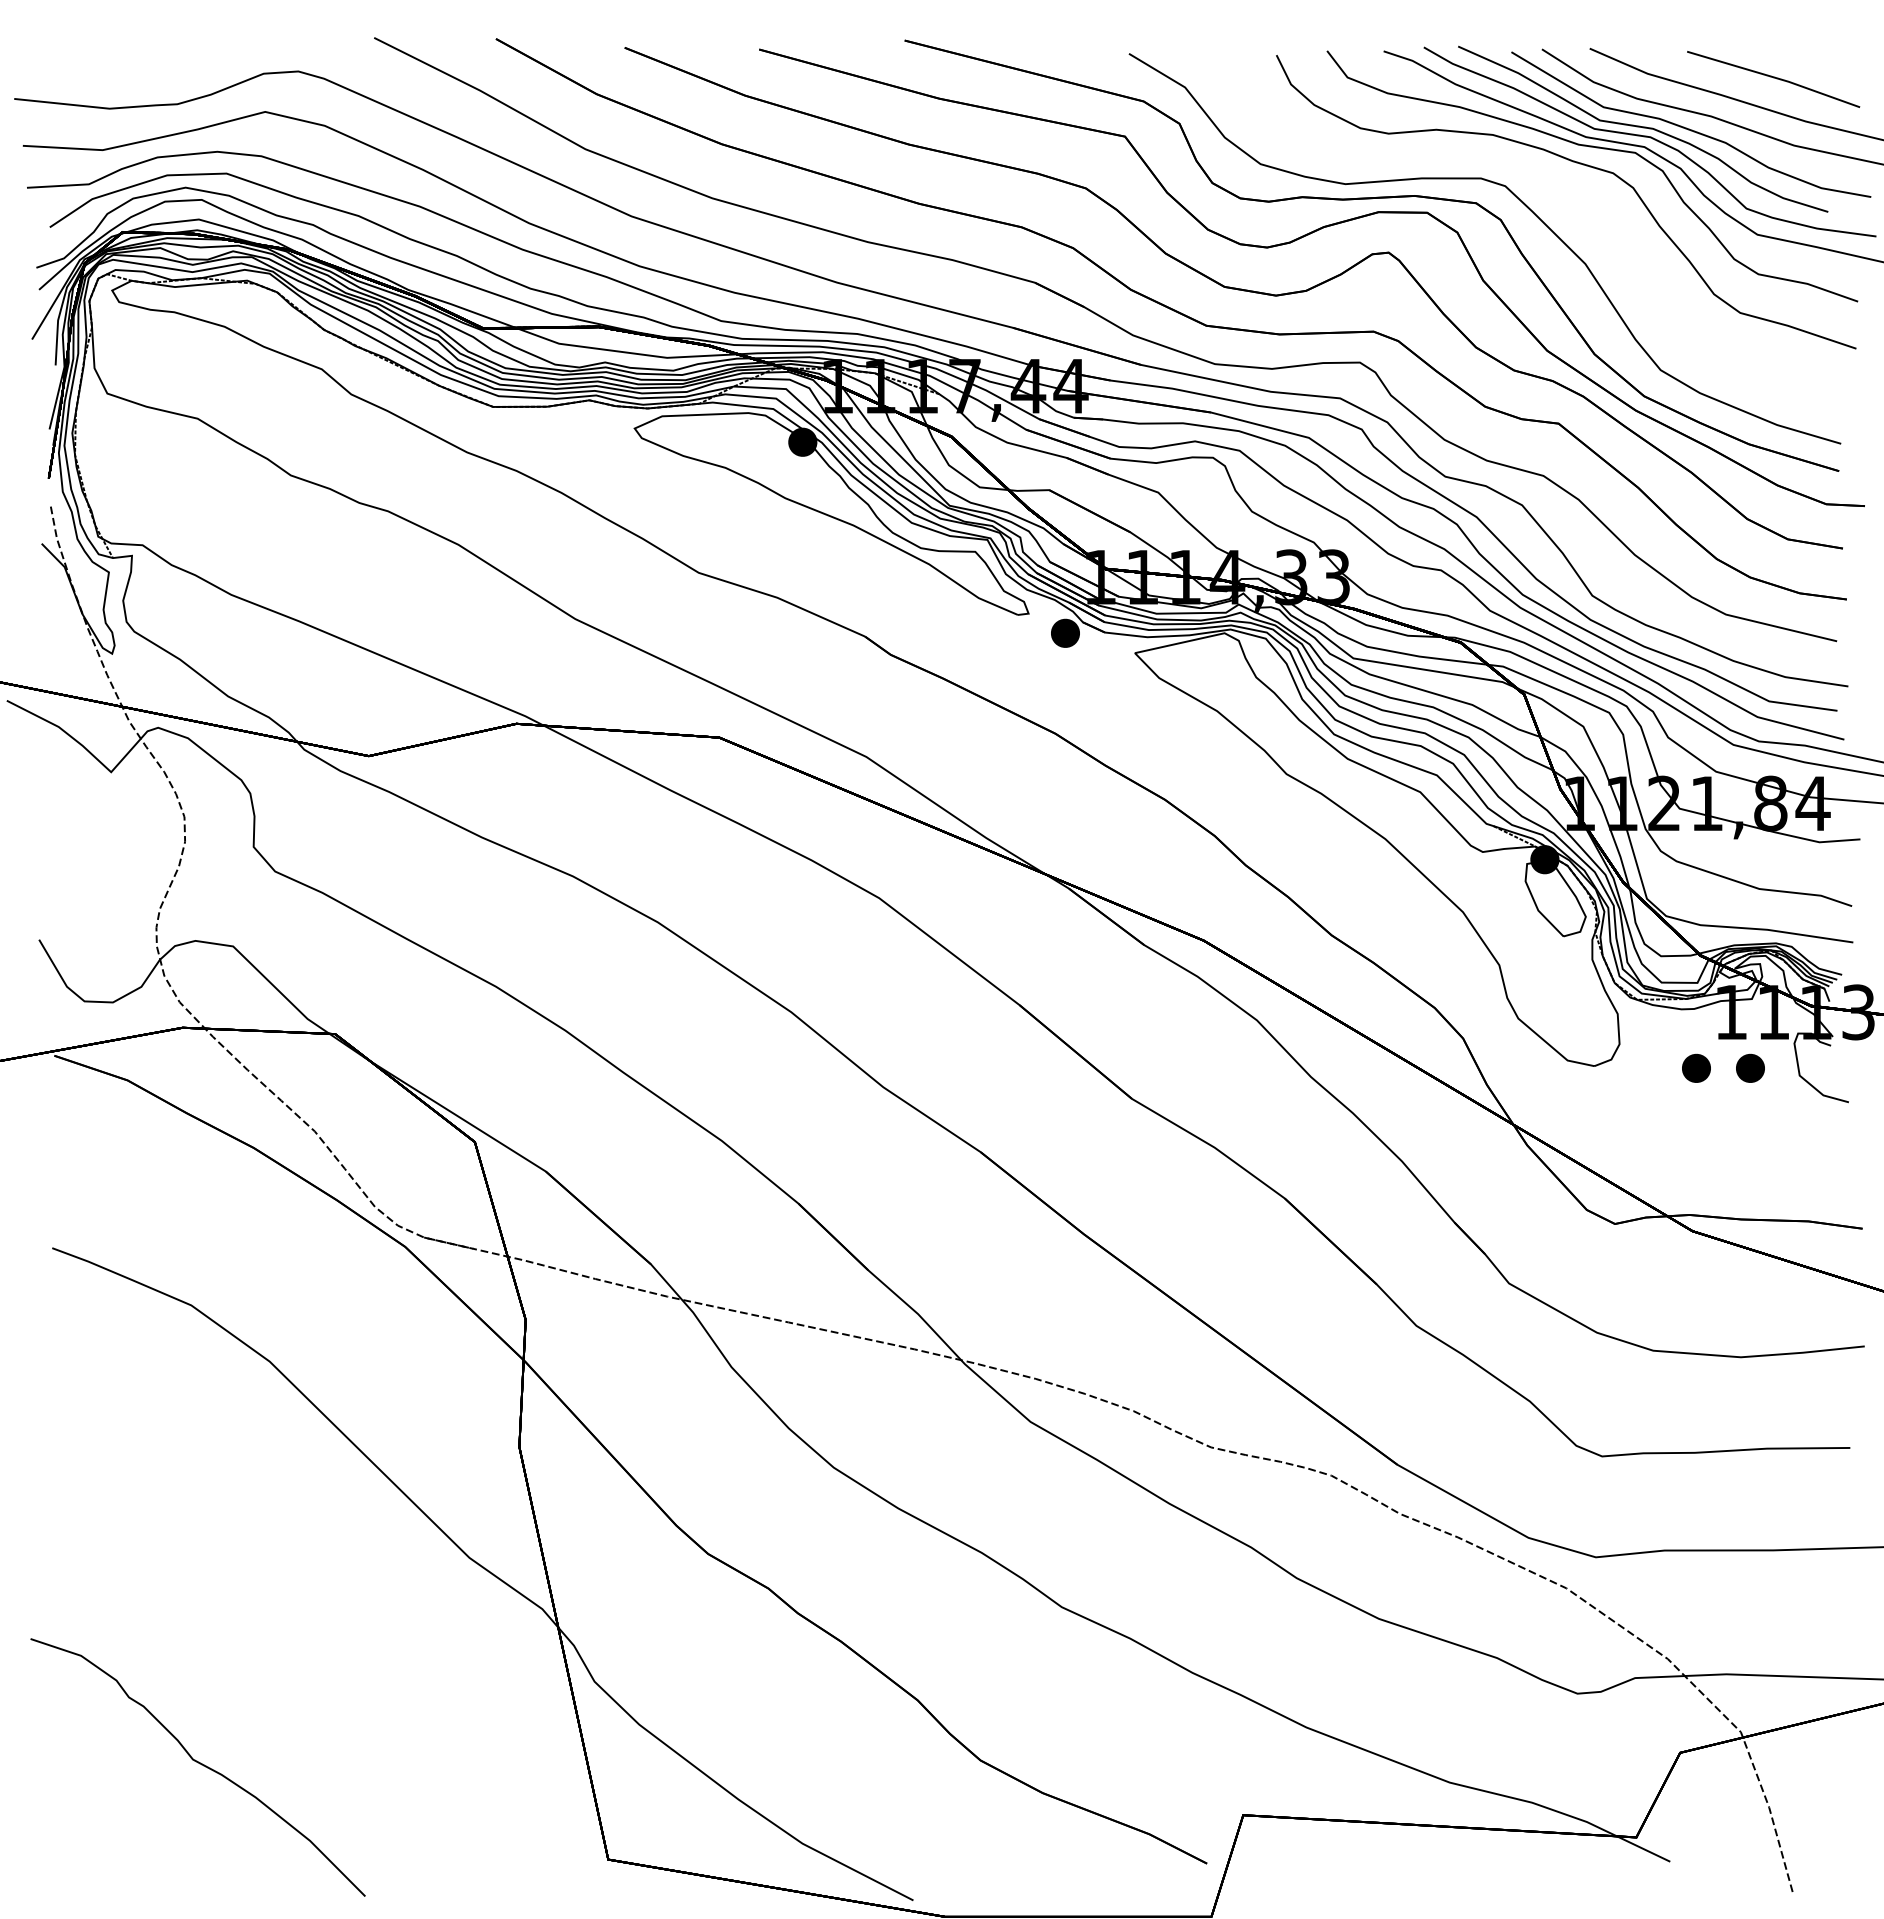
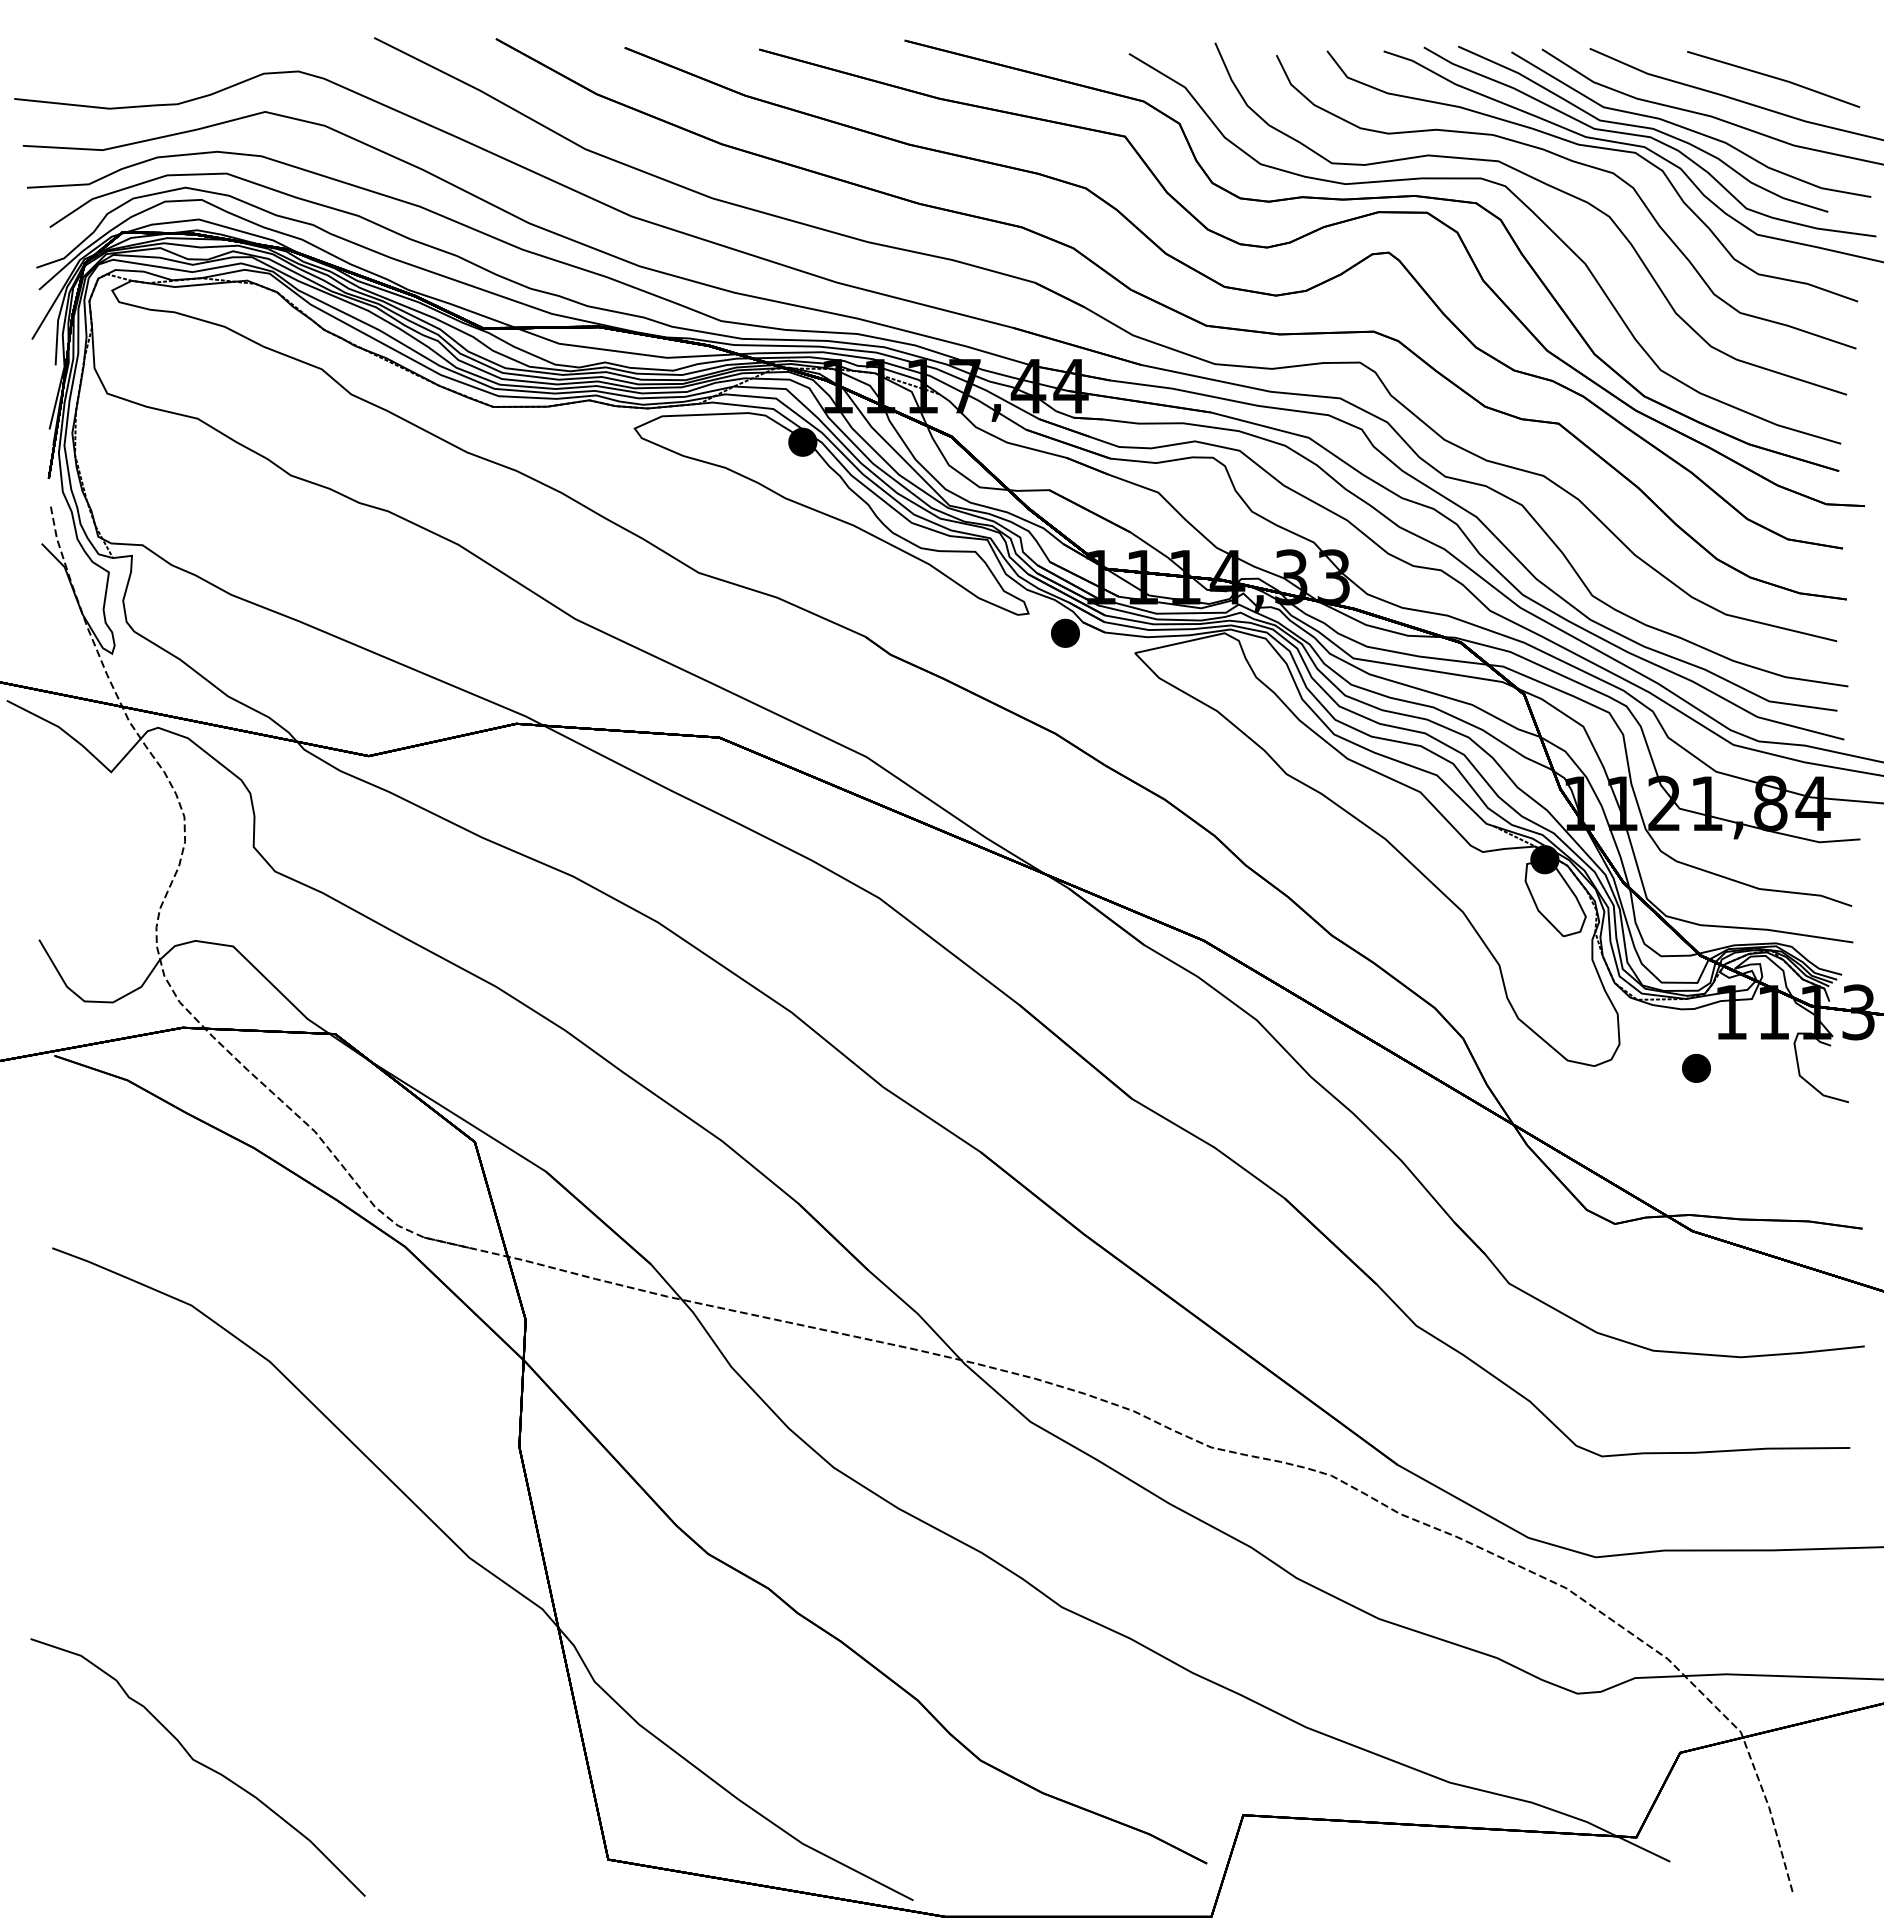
curve: none -> present (1546, 185)
part: present -> none (1750, 1067)
